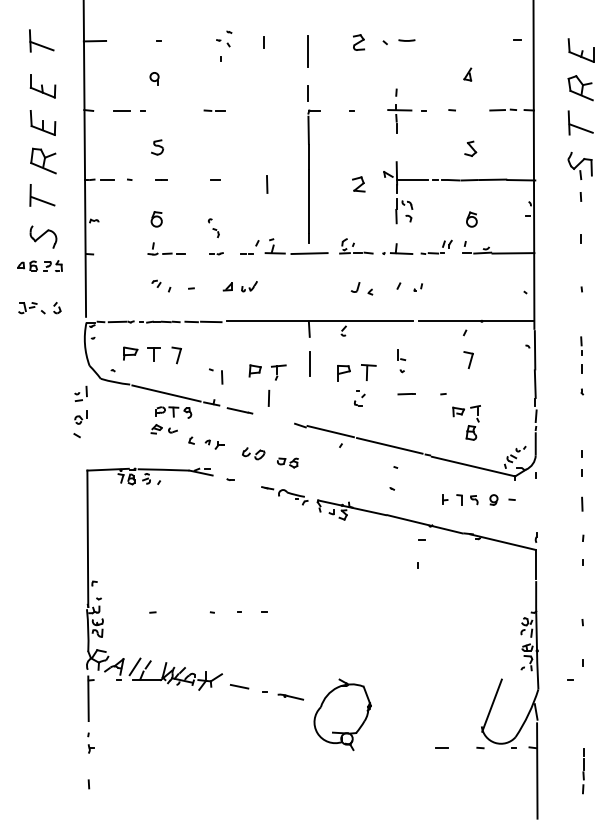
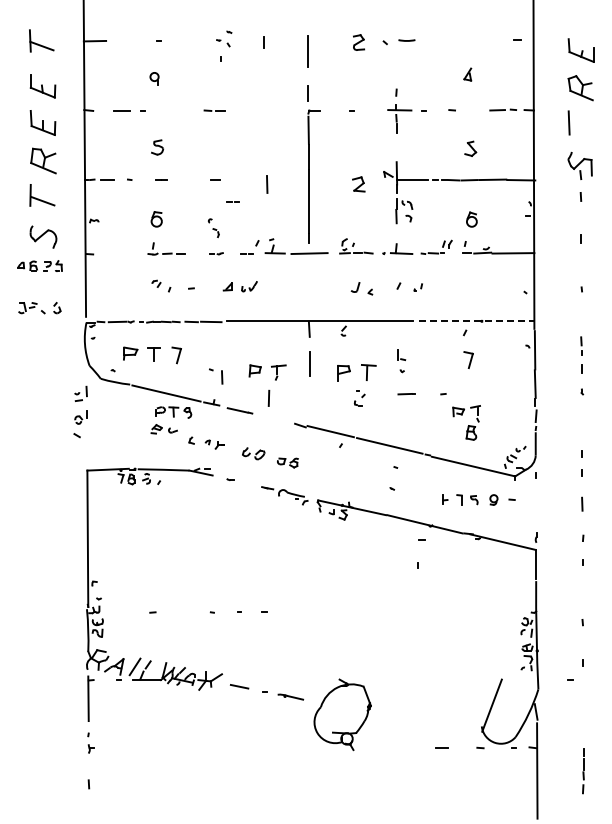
line: present -> none (580, 128)
line: none -> present (232, 201)
line: solid -> dashed (476, 321)
